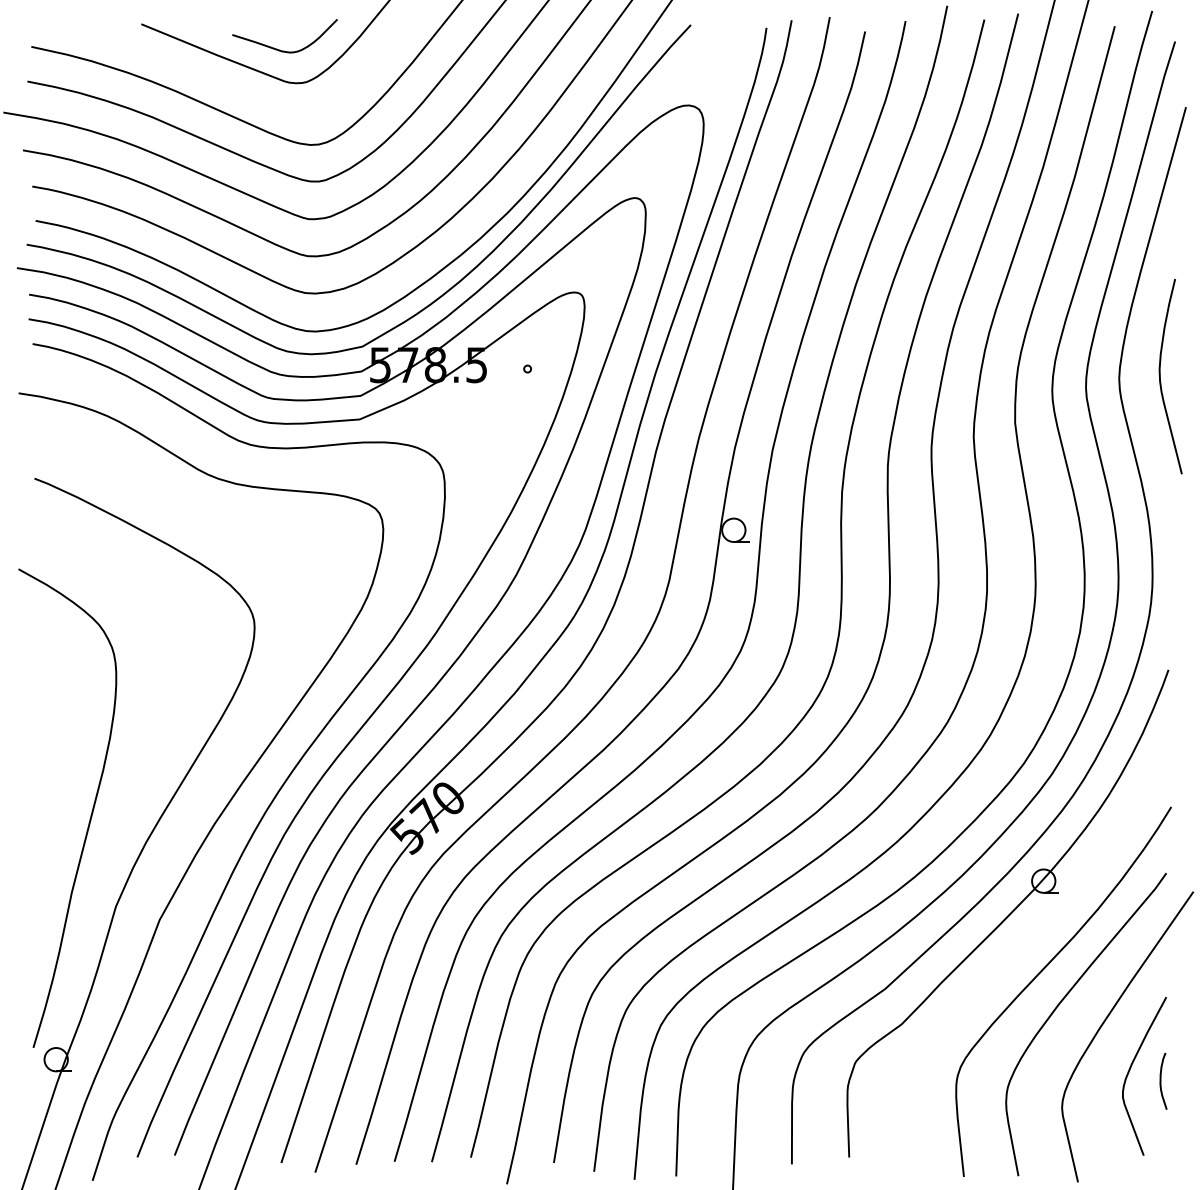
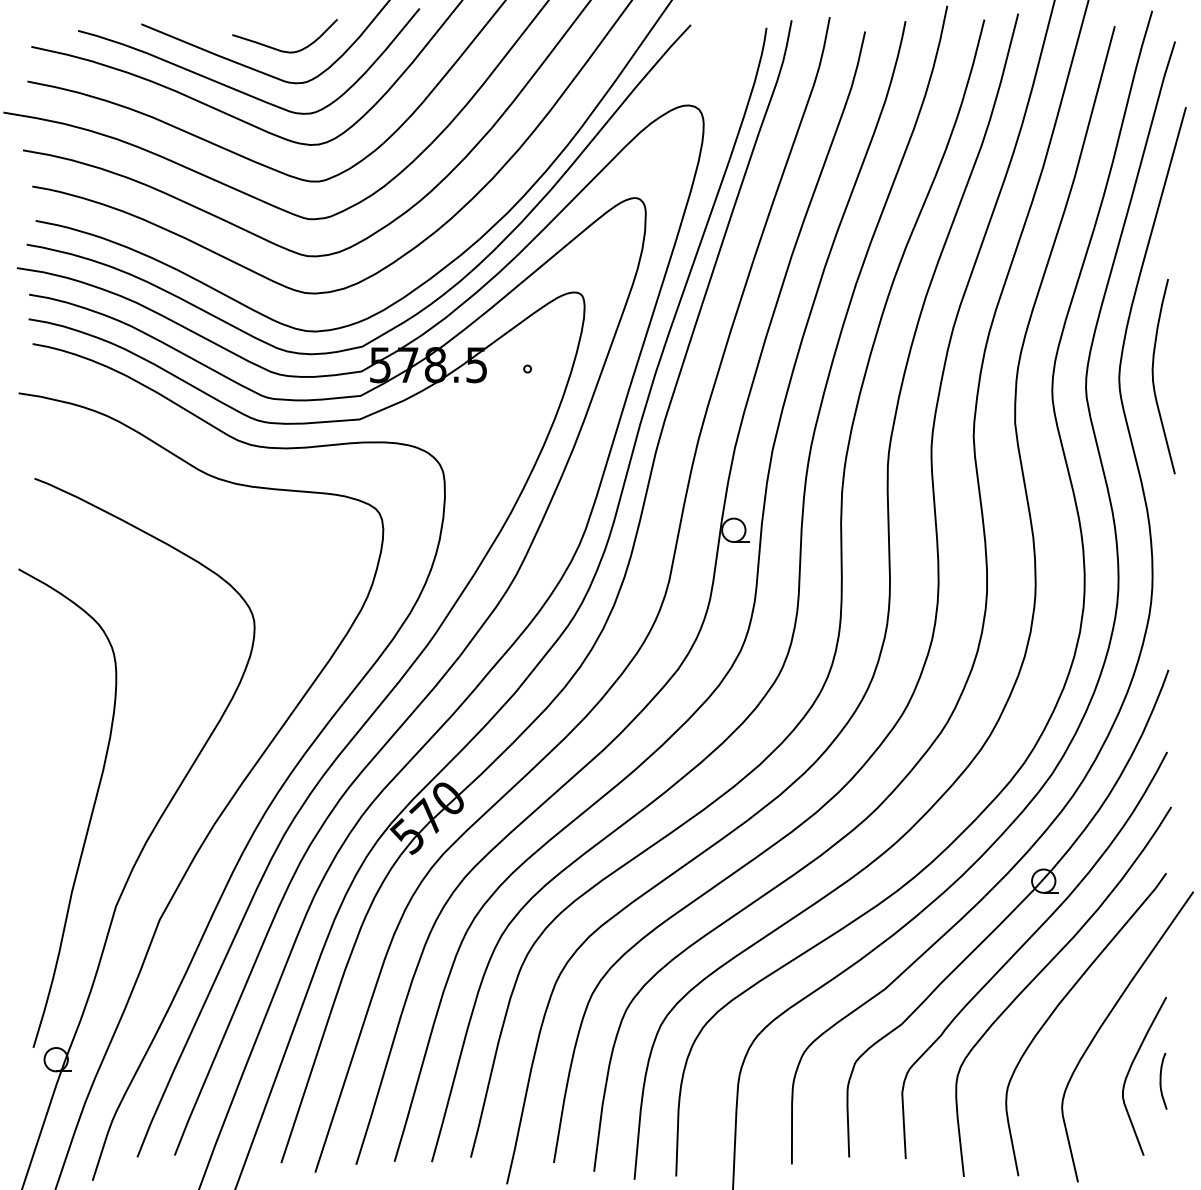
curve: none -> present (240, 90)
curve position: (1160, 376) -> (1153, 376) (1153, 376)
curve: none -> present (1025, 944)
